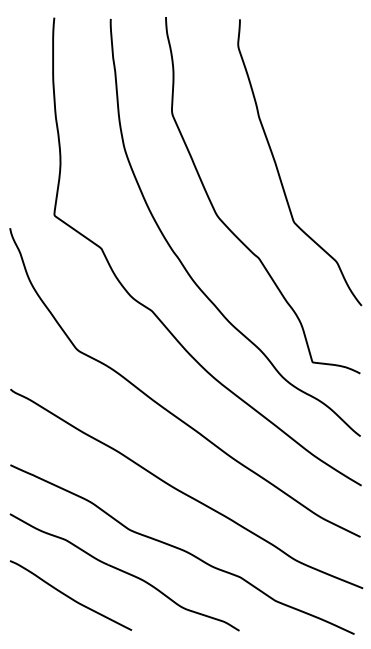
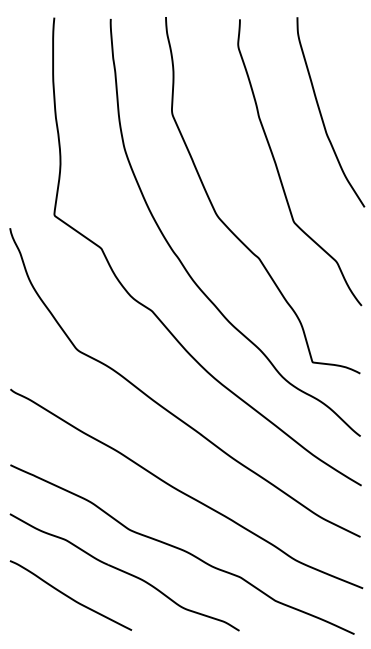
curve: none -> present (322, 116)
